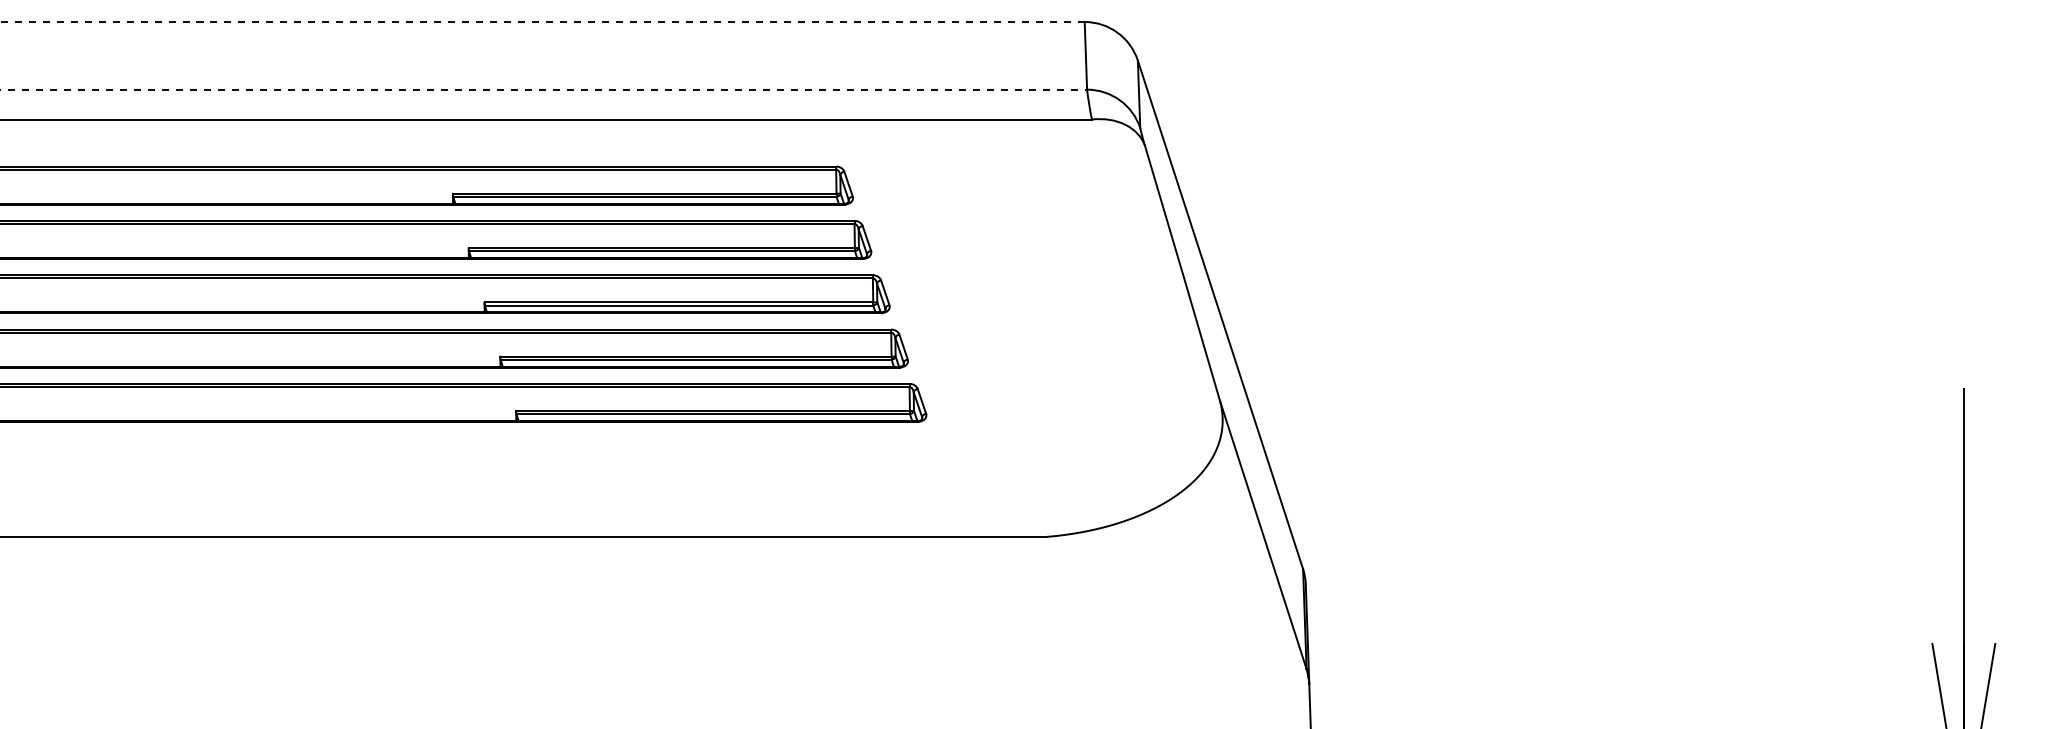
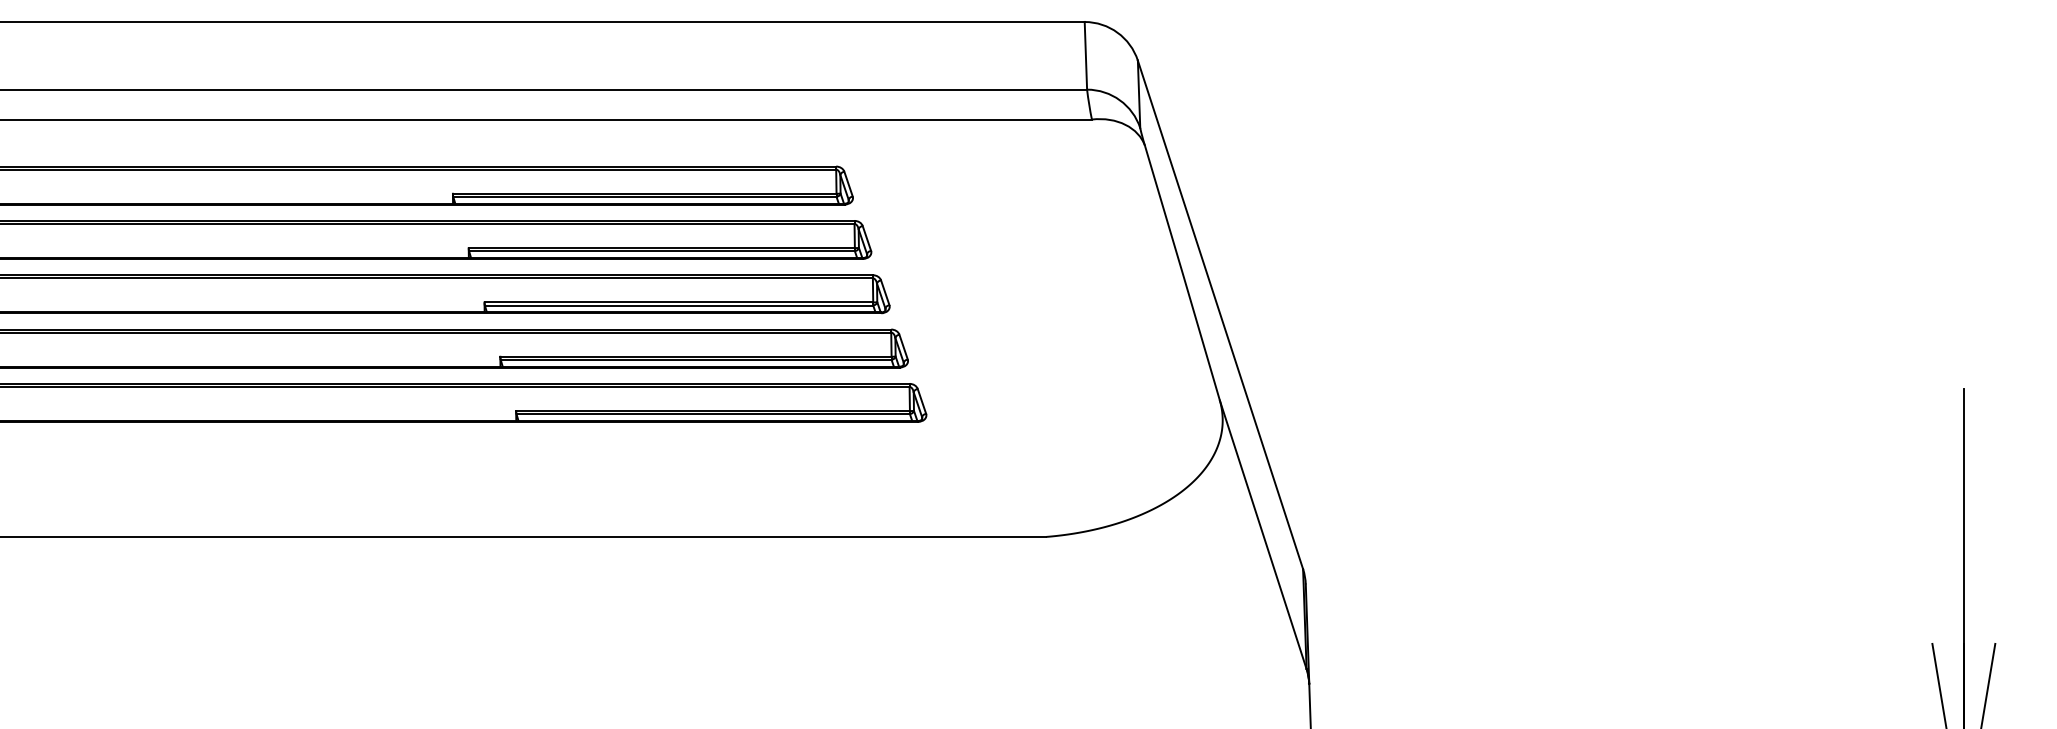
line: dashed -> solid (542, 22)
line: dashed -> solid (544, 89)
